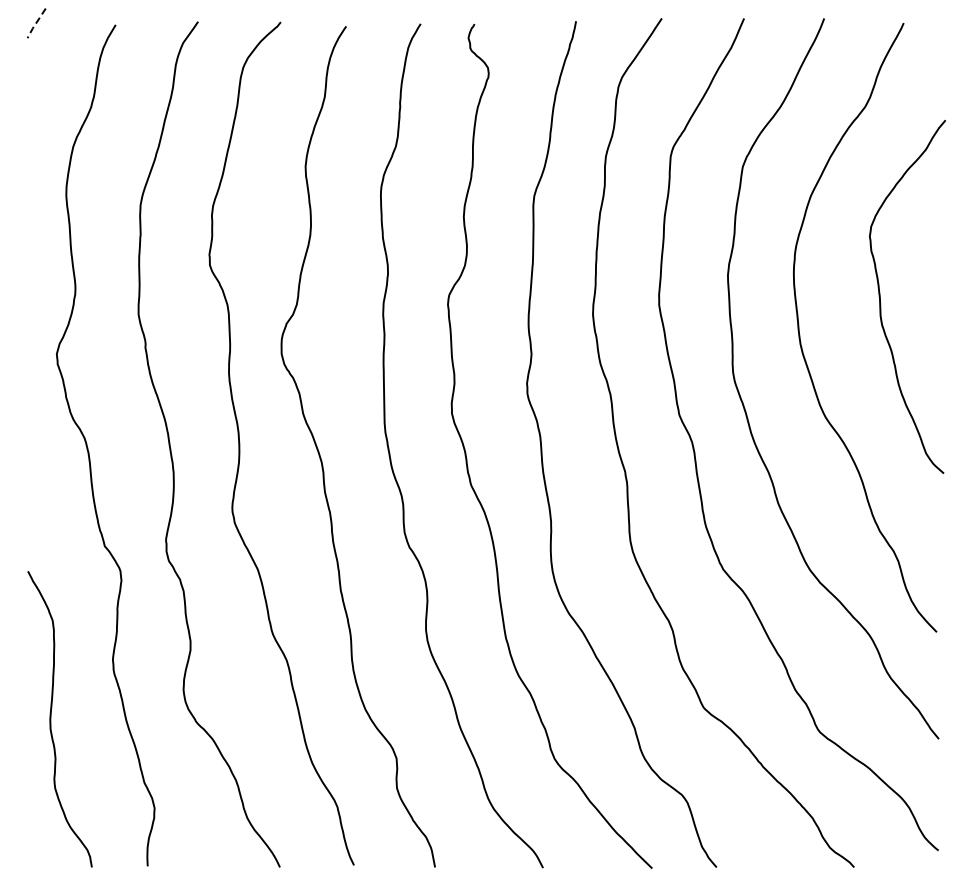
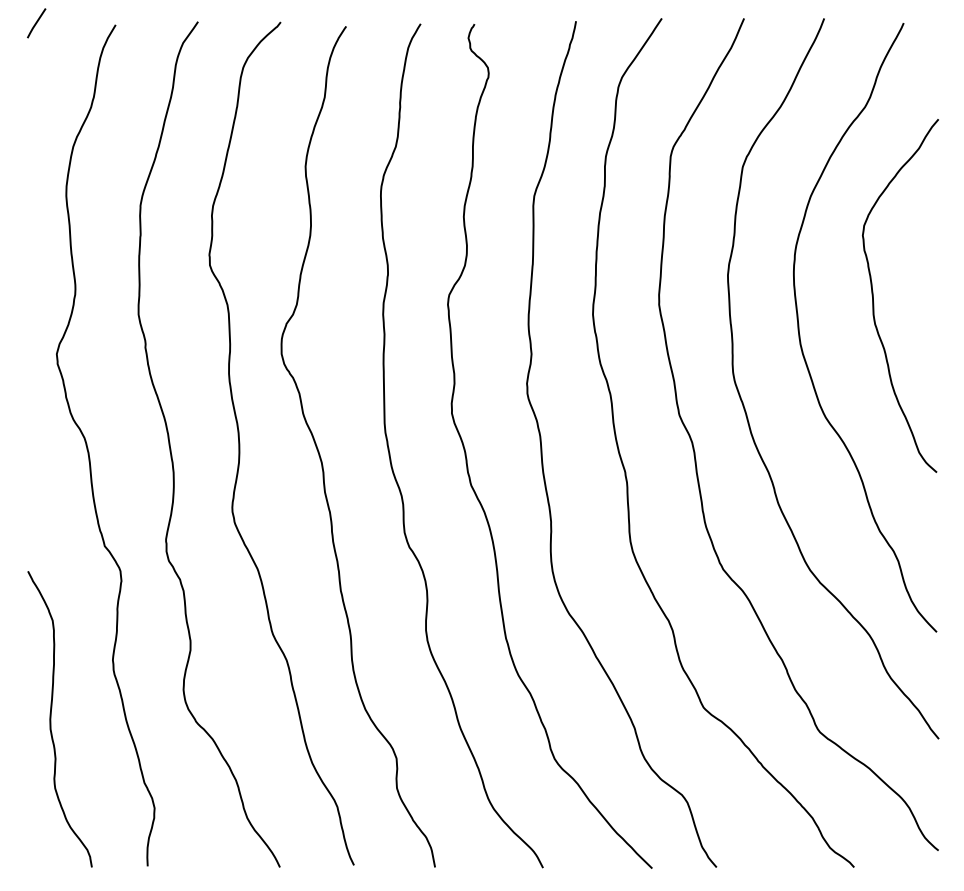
line: dashed -> solid (35, 24)
curve position: (880, 296) -> (873, 295) (873, 295)
